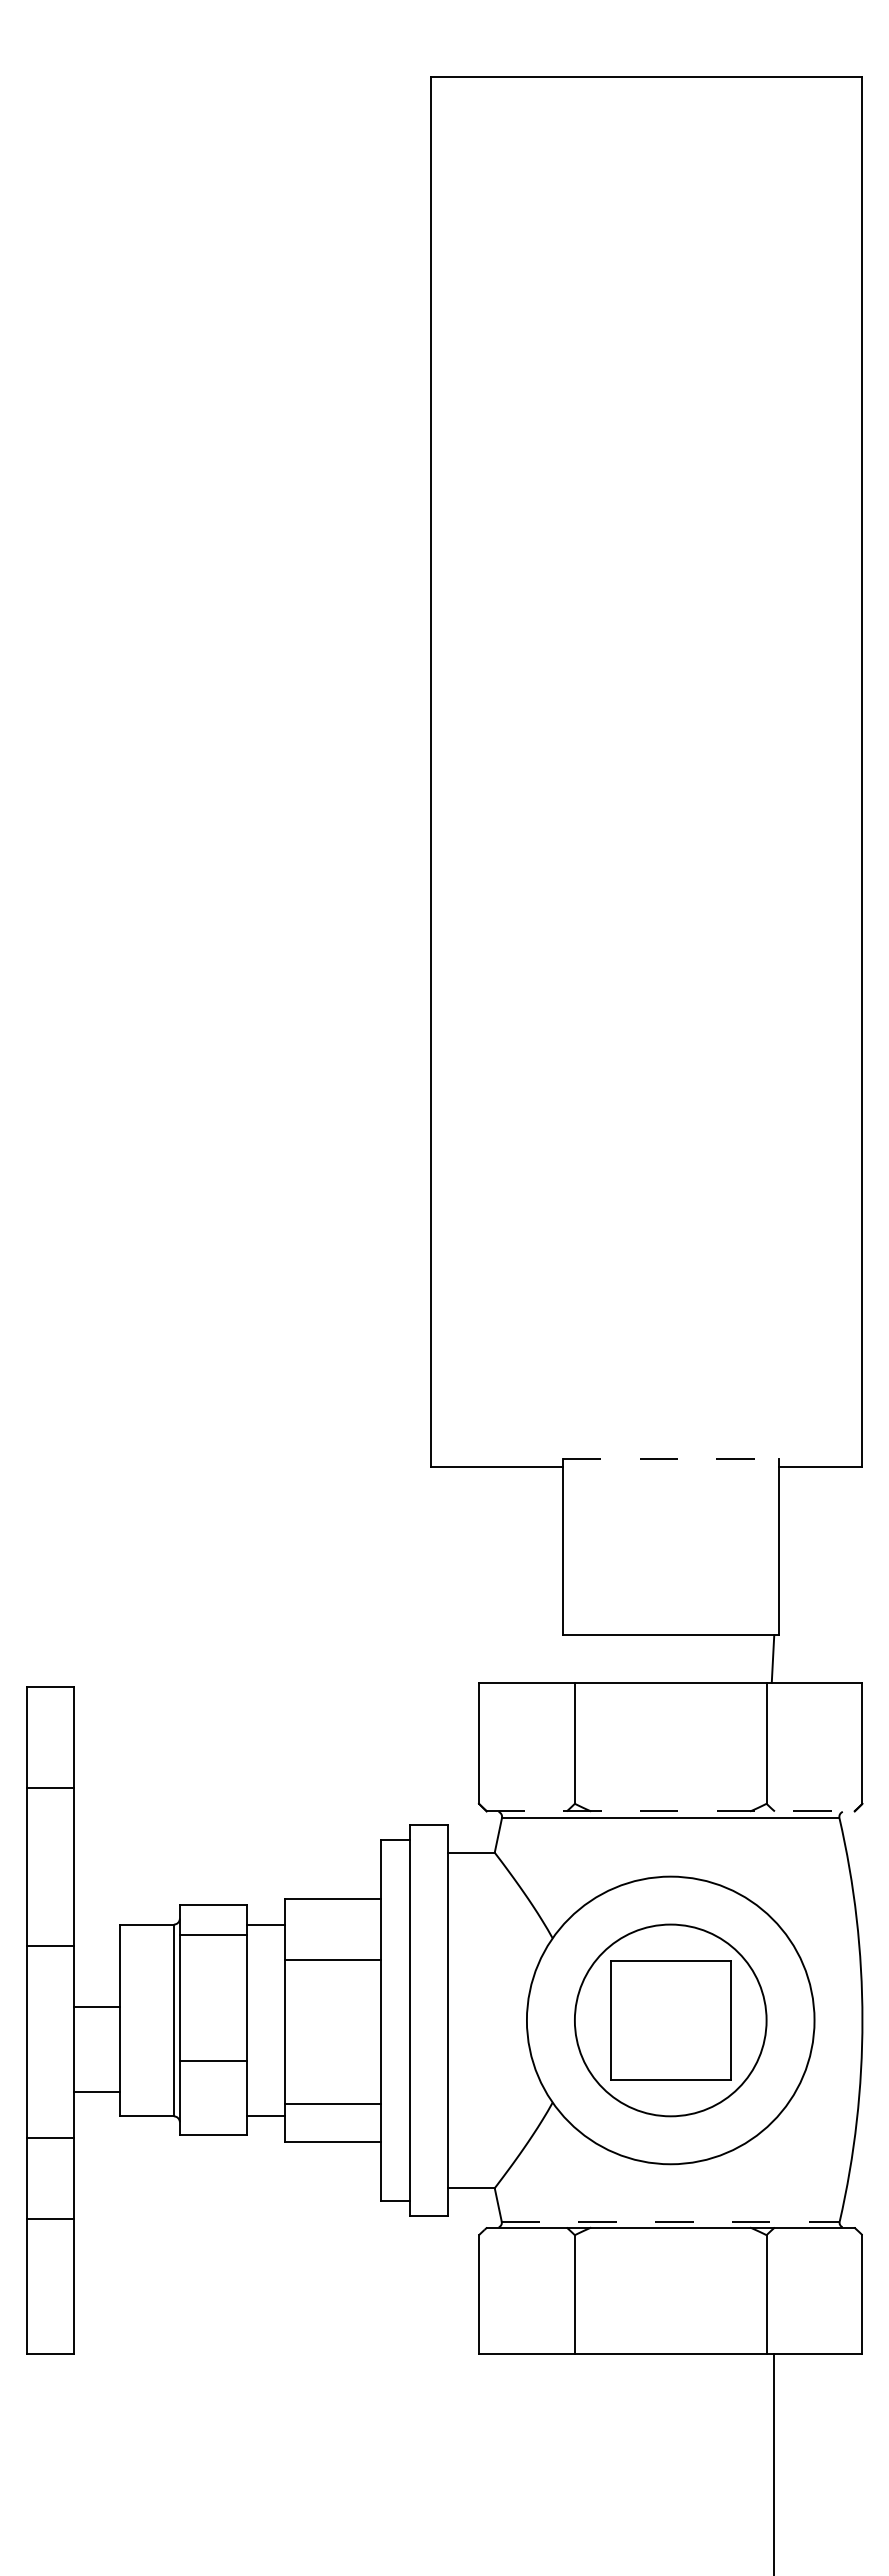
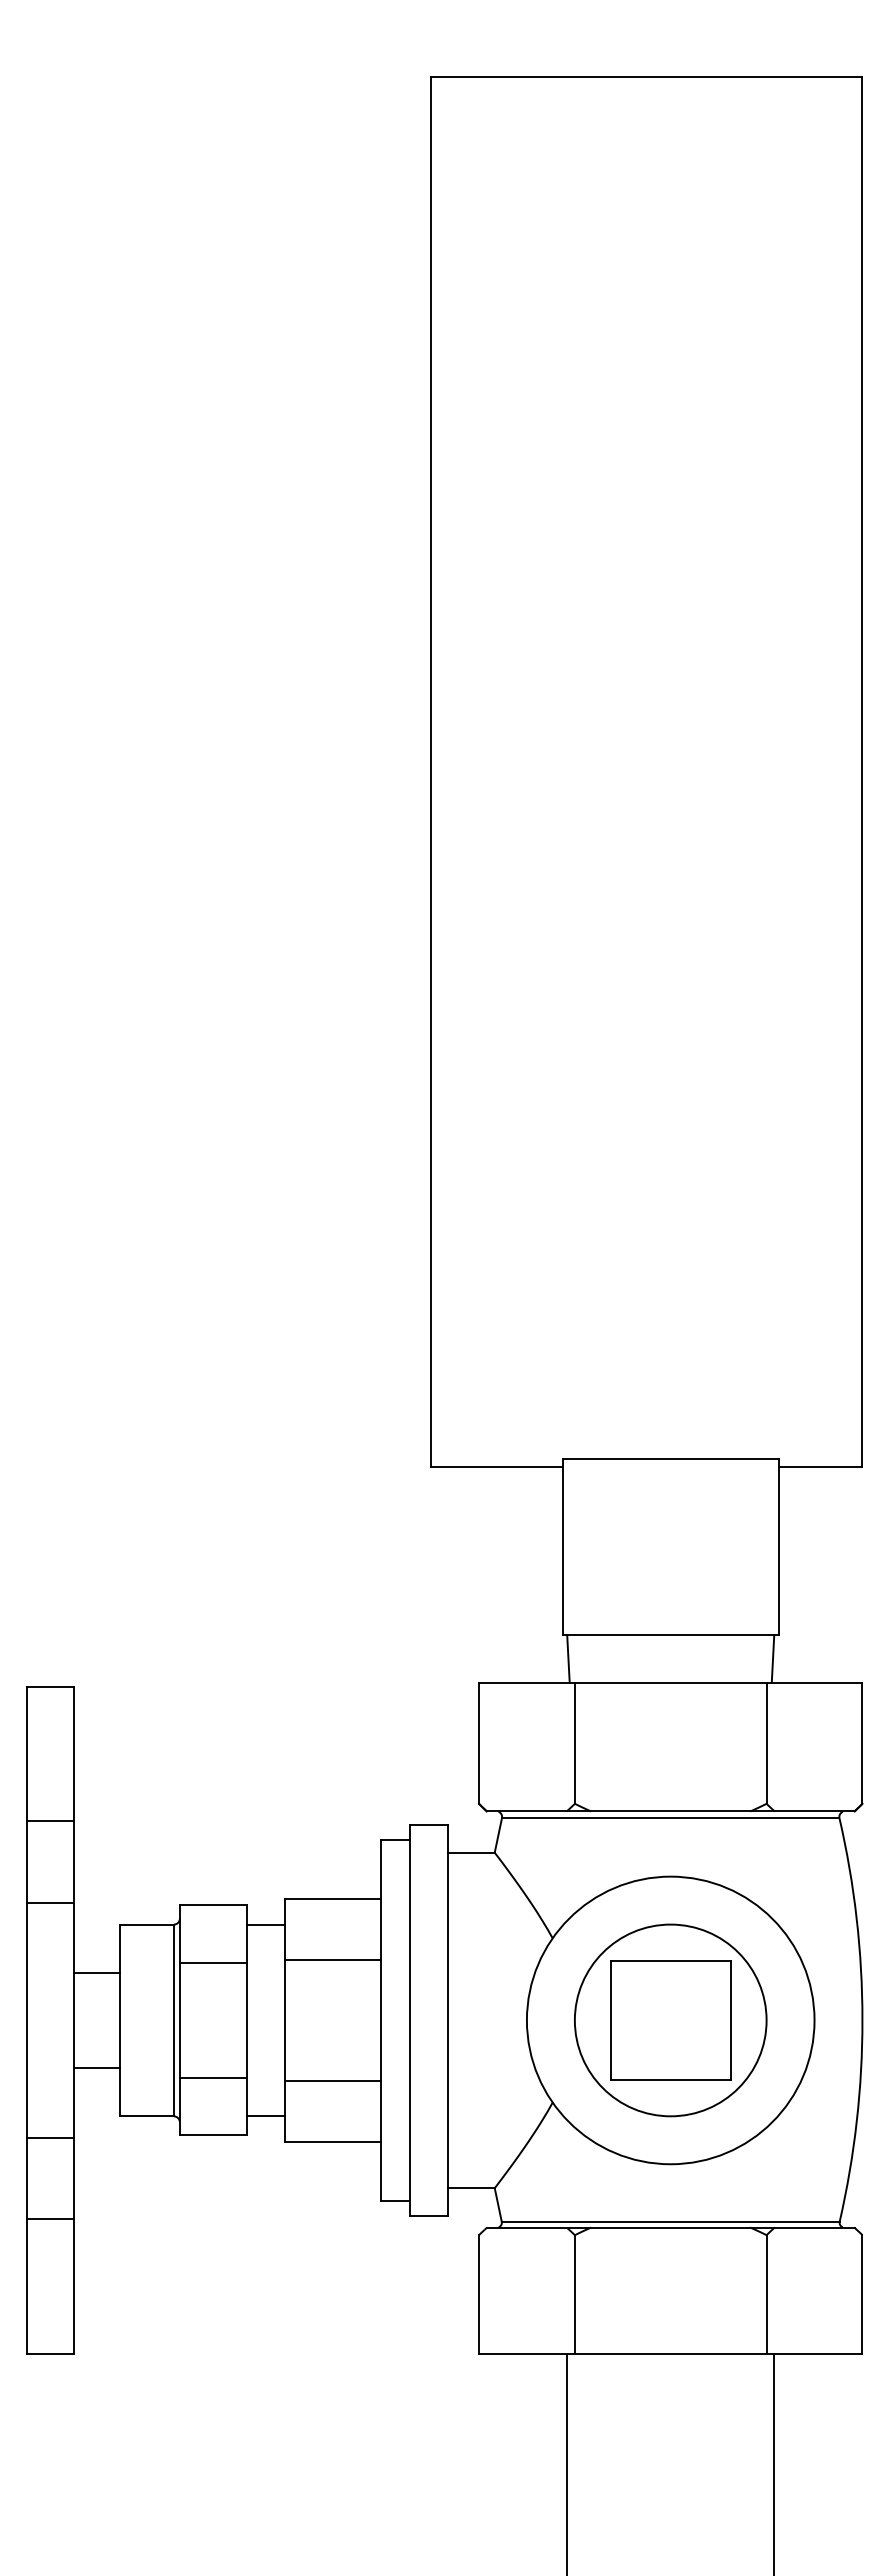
line: dashed -> solid (670, 1458)
line: none -> present (568, 1659)
line position: (50, 1787) -> (50, 1820) (50, 1820)
line: dashed -> solid (671, 1811)
line position: (213, 1934) -> (213, 1962) (213, 1962)
line position: (50, 1946) -> (50, 1903) (50, 1903)
line position: (97, 2006) -> (97, 1972) (97, 1972)
line position: (213, 2060) -> (213, 2077) (213, 2077)
line position: (97, 2092) -> (97, 2068) (97, 2068)
line position: (333, 2104) -> (333, 2081) (333, 2081)
line: dashed -> solid (670, 2221)
line: none -> present (567, 2463)
